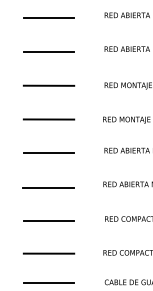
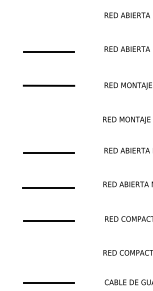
line: present -> none (48, 17)
line: present -> none (48, 119)
line: present -> none (48, 253)
